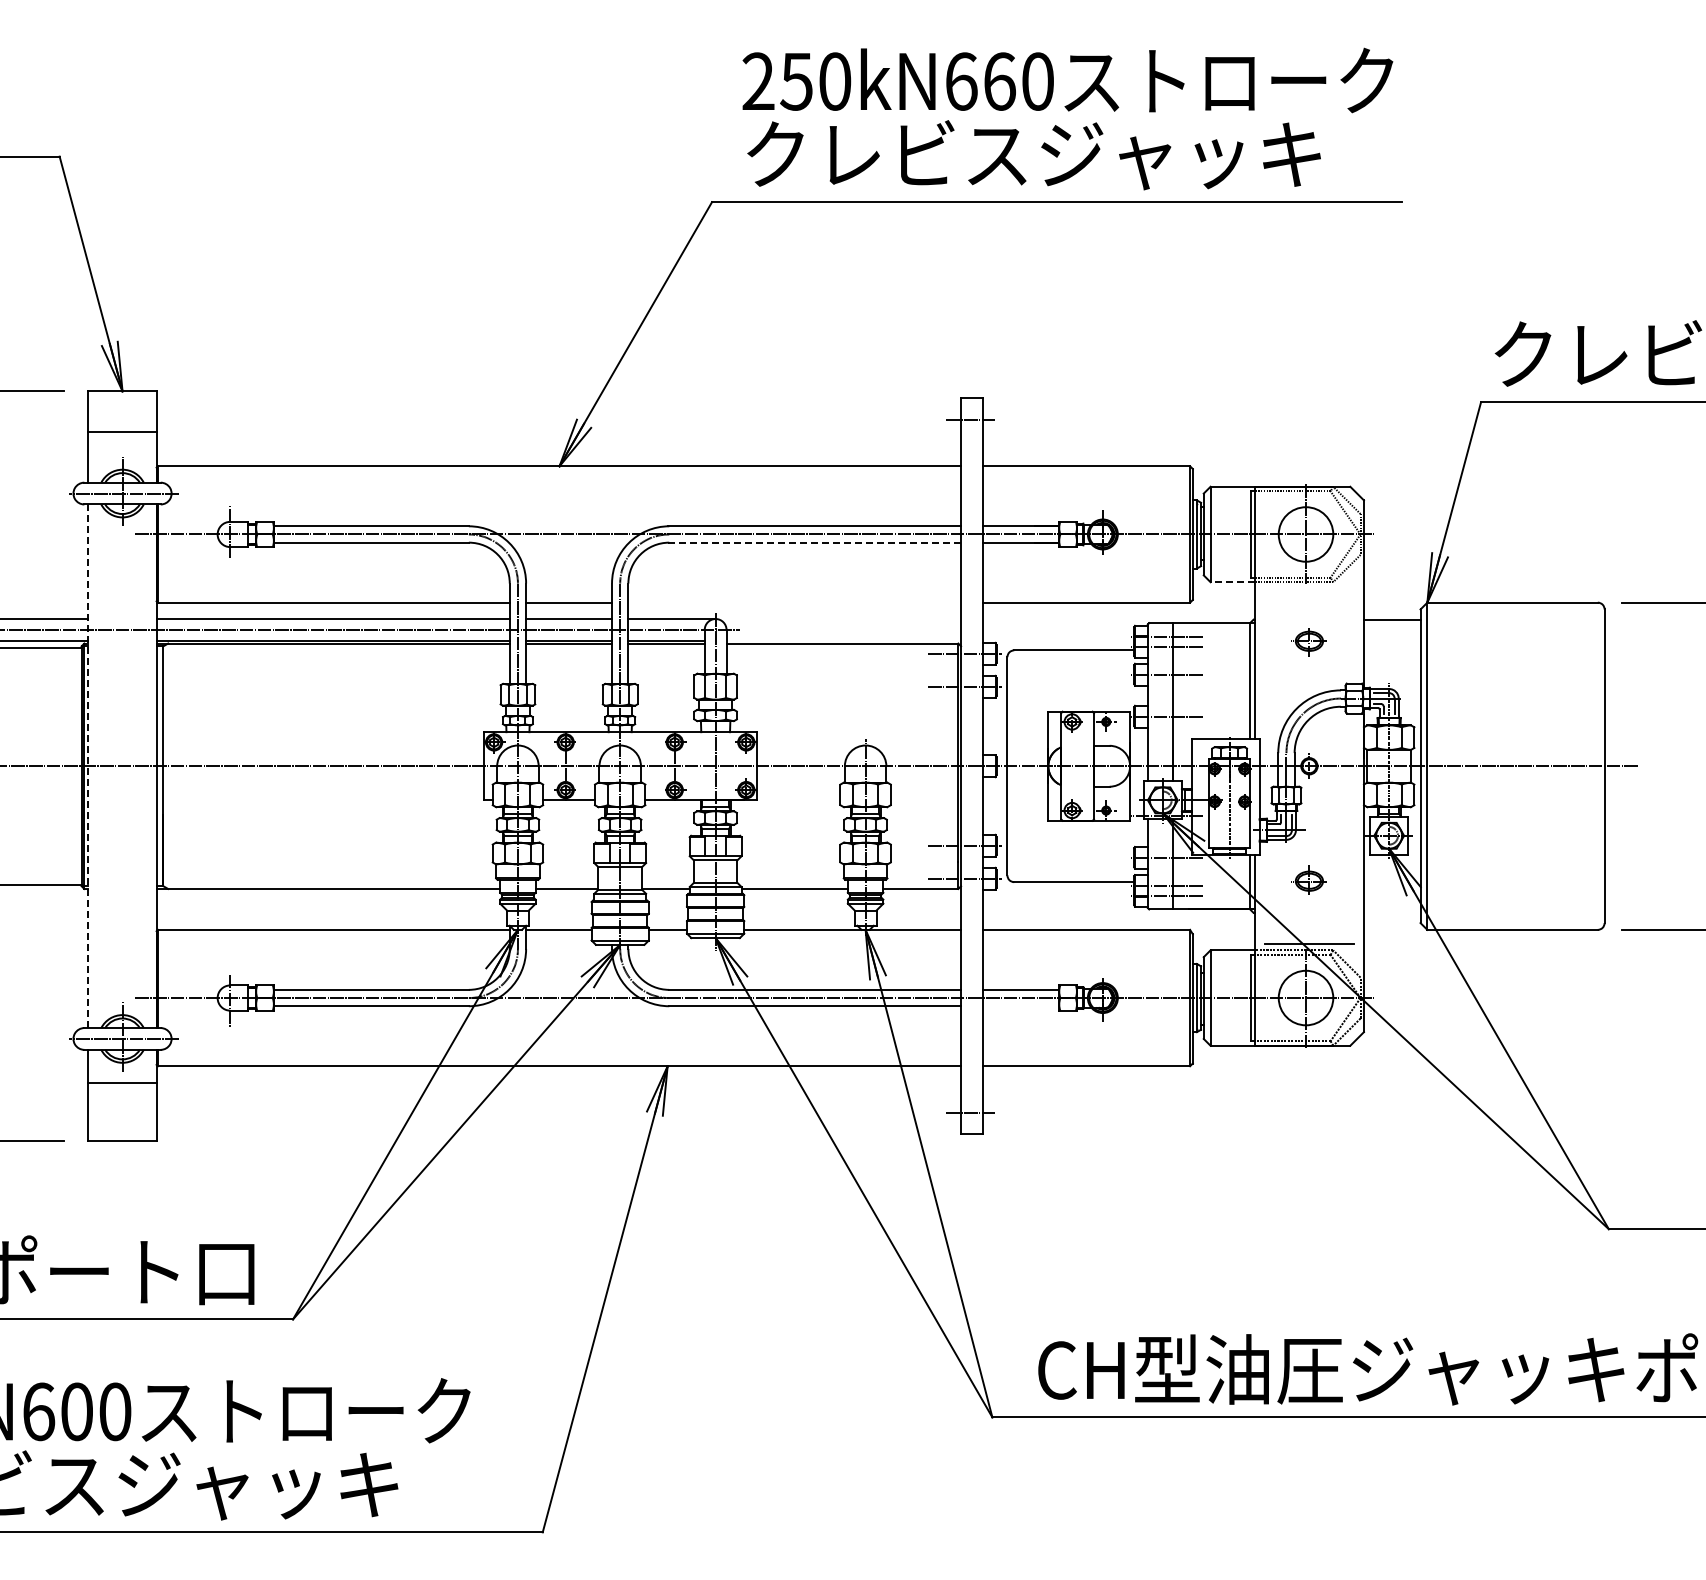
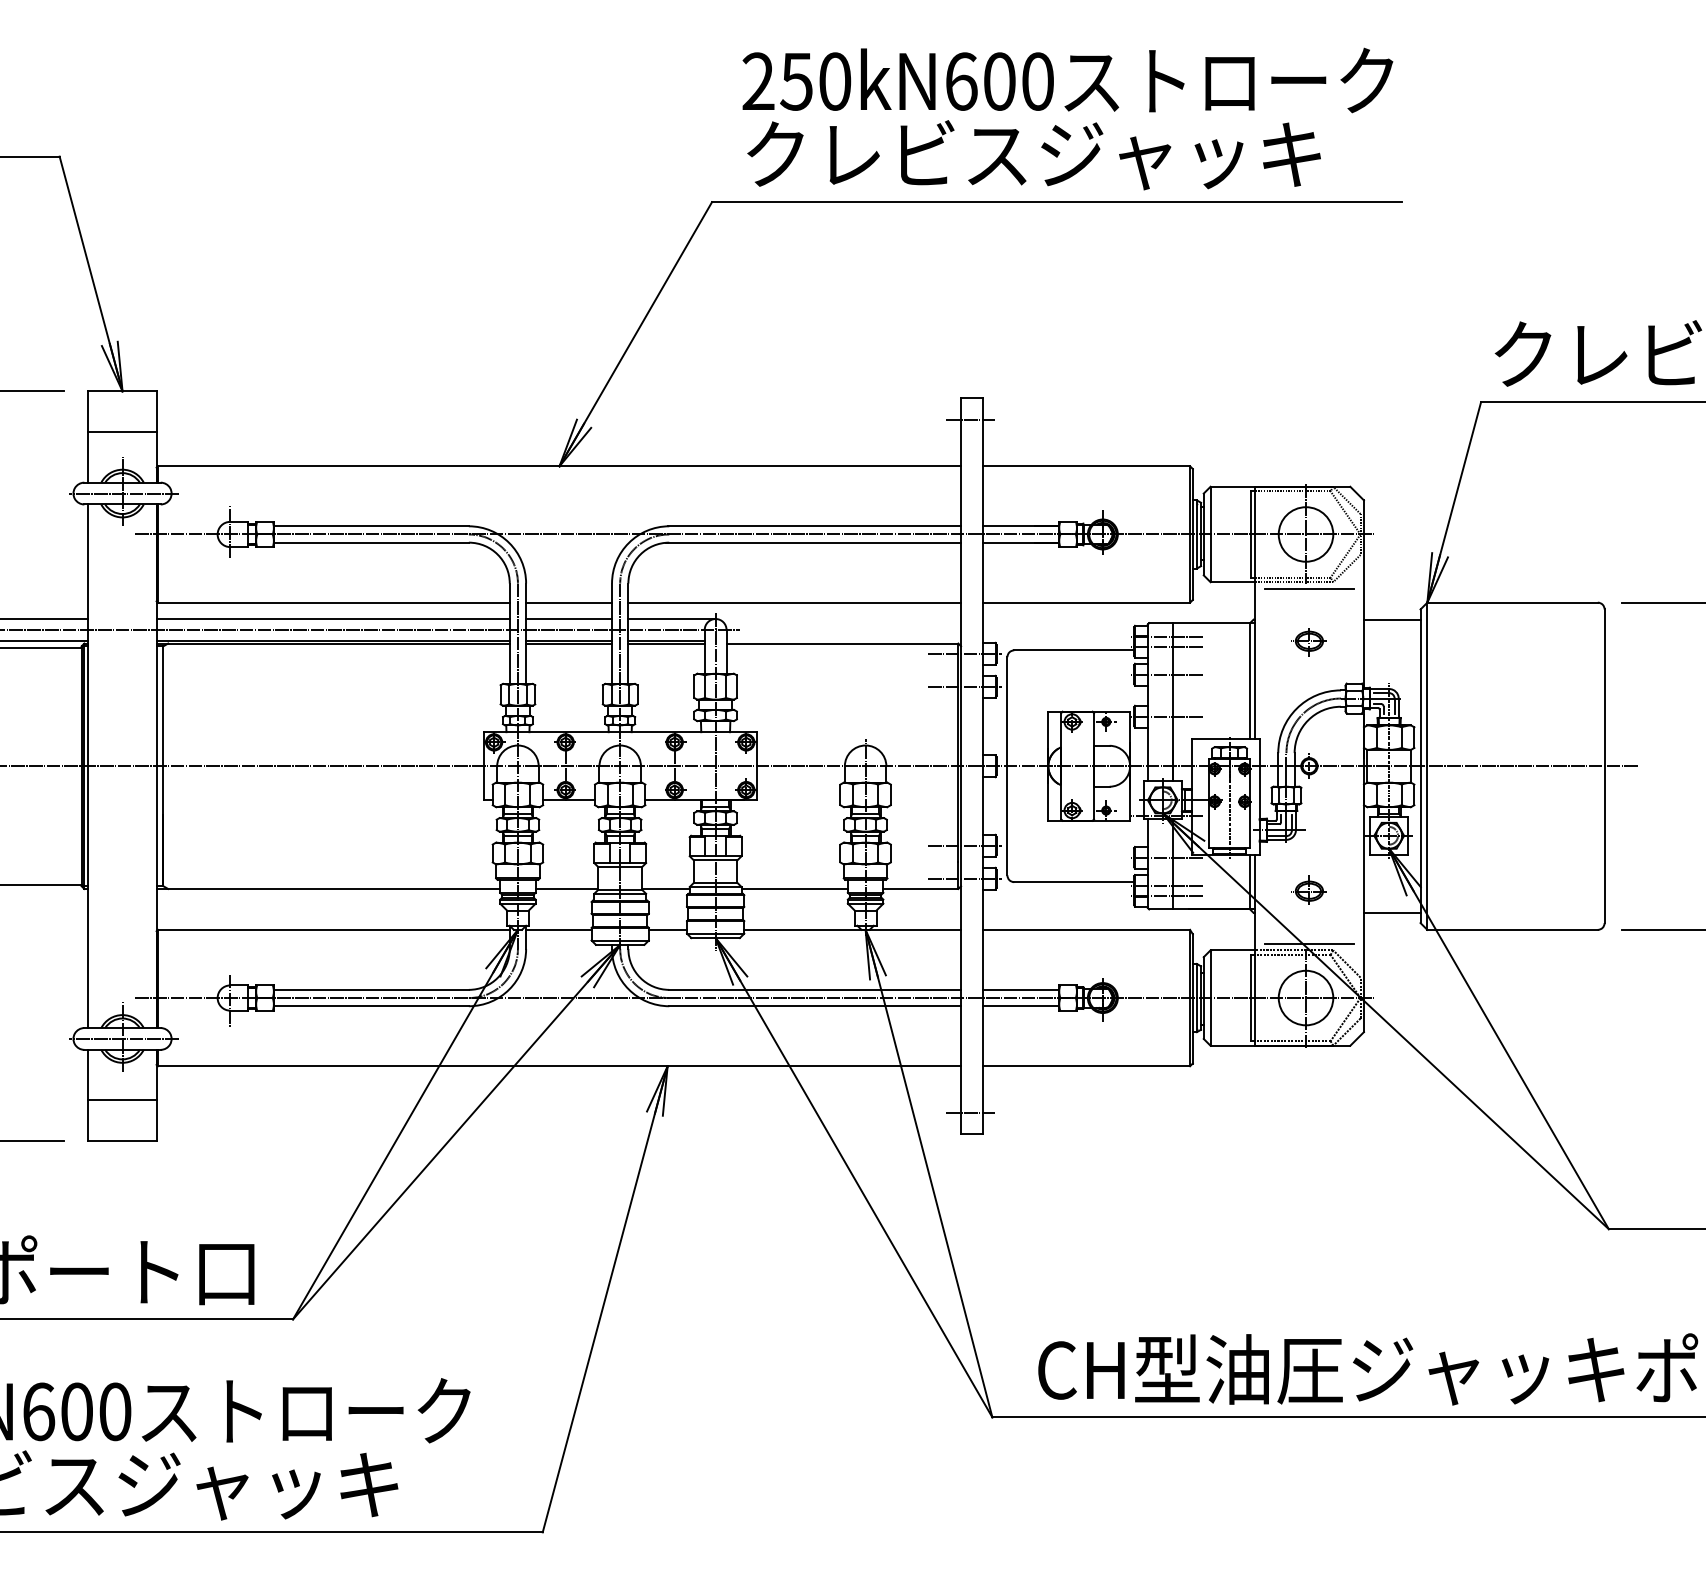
text: 250kN660 -> 250kN600 (999, 81)
line: dashed -> solid (813, 542)
line: dashed -> solid (1232, 582)
line: none -> present (1309, 589)
line: none -> present (794, 602)
line: dashed -> solid (88, 766)
part position: (1308, 879) -> (1308, 889) (1308, 889)
line: none -> present (1391, 912)
line: none -> present (1020, 1006)
line position: (122, 1083) -> (122, 1100) (122, 1100)
